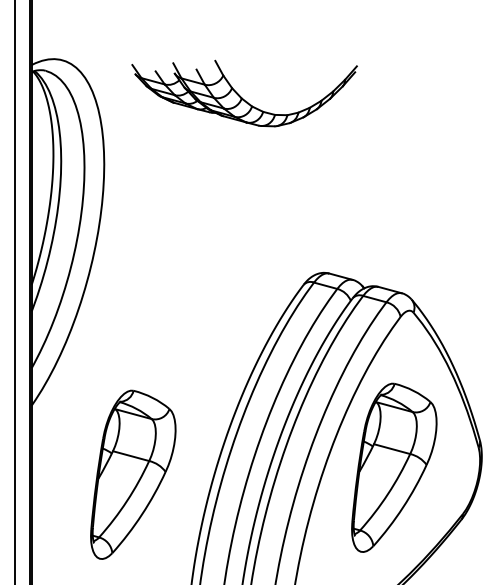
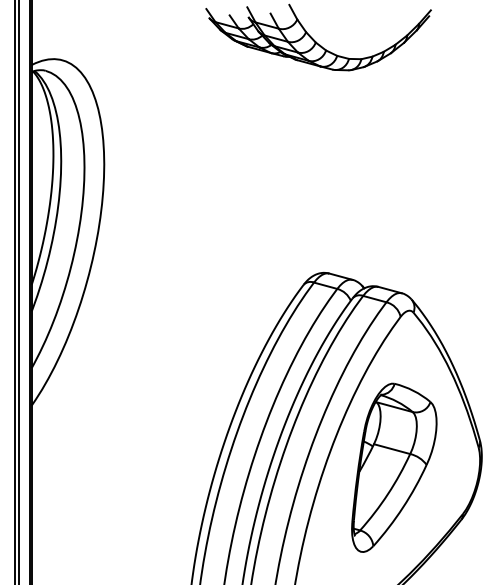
part position: (244, 93) -> (318, 37) (318, 37)
line: none -> present (19, 291)
part: present -> none (133, 474)
